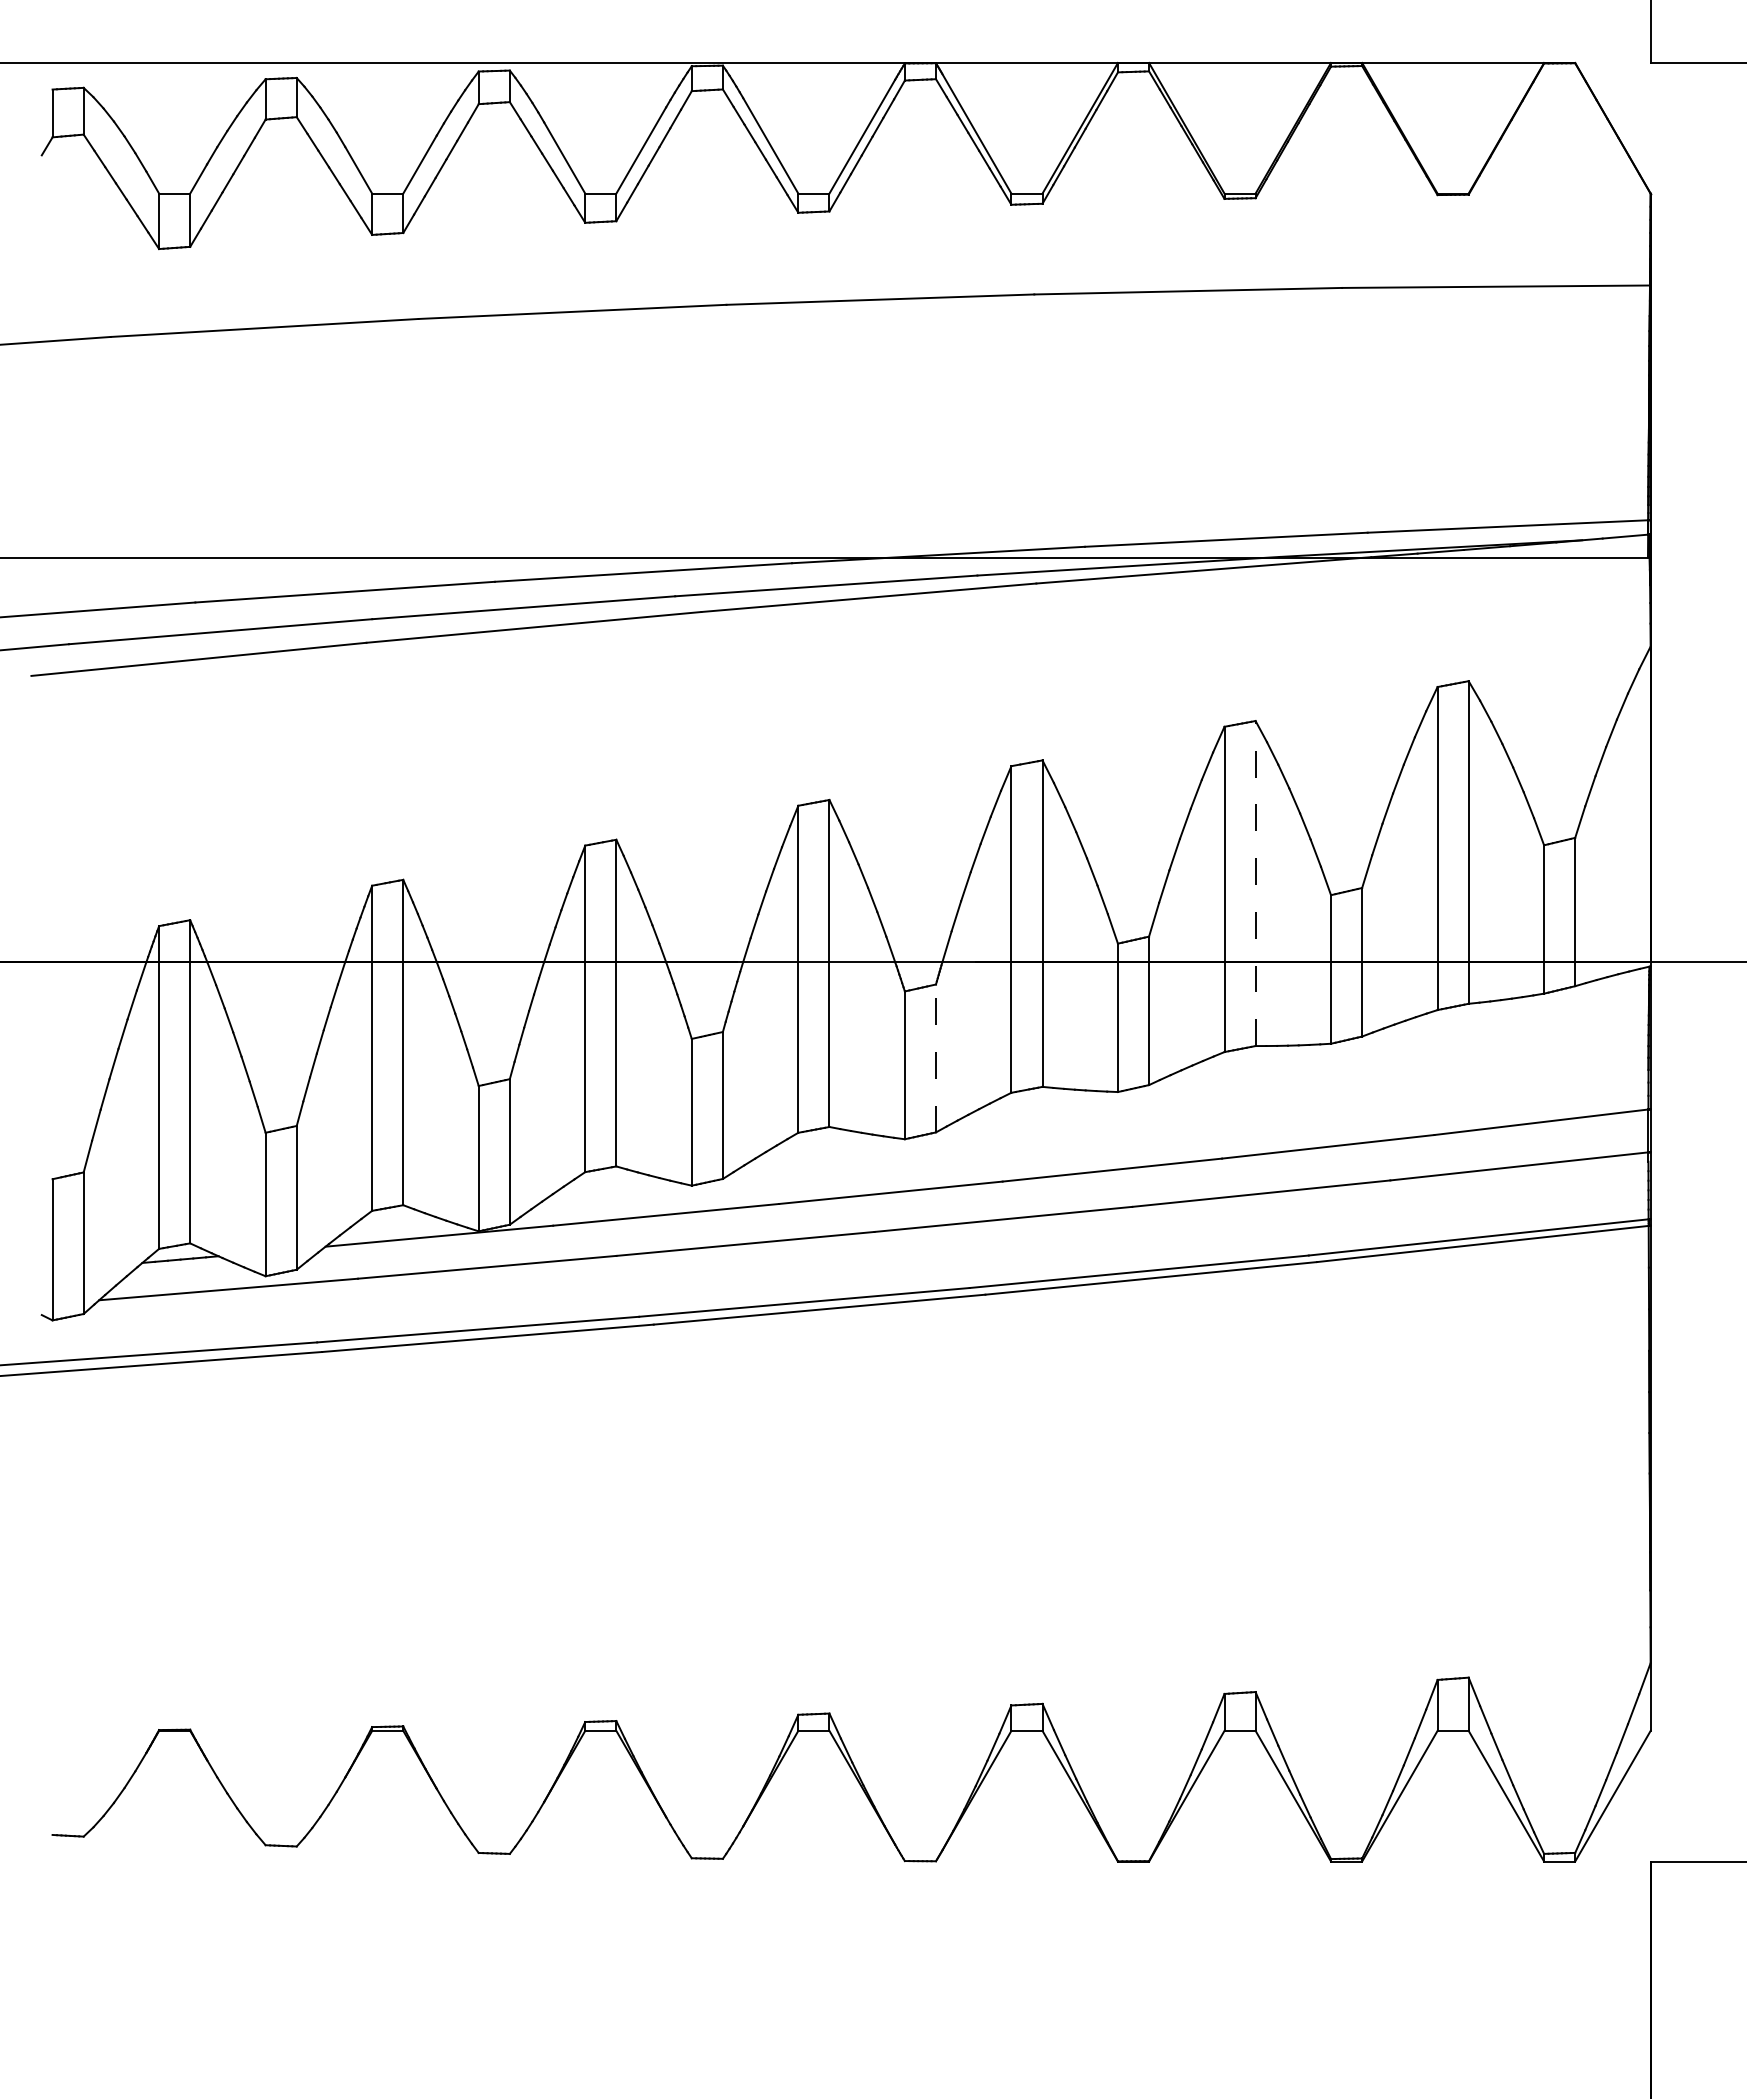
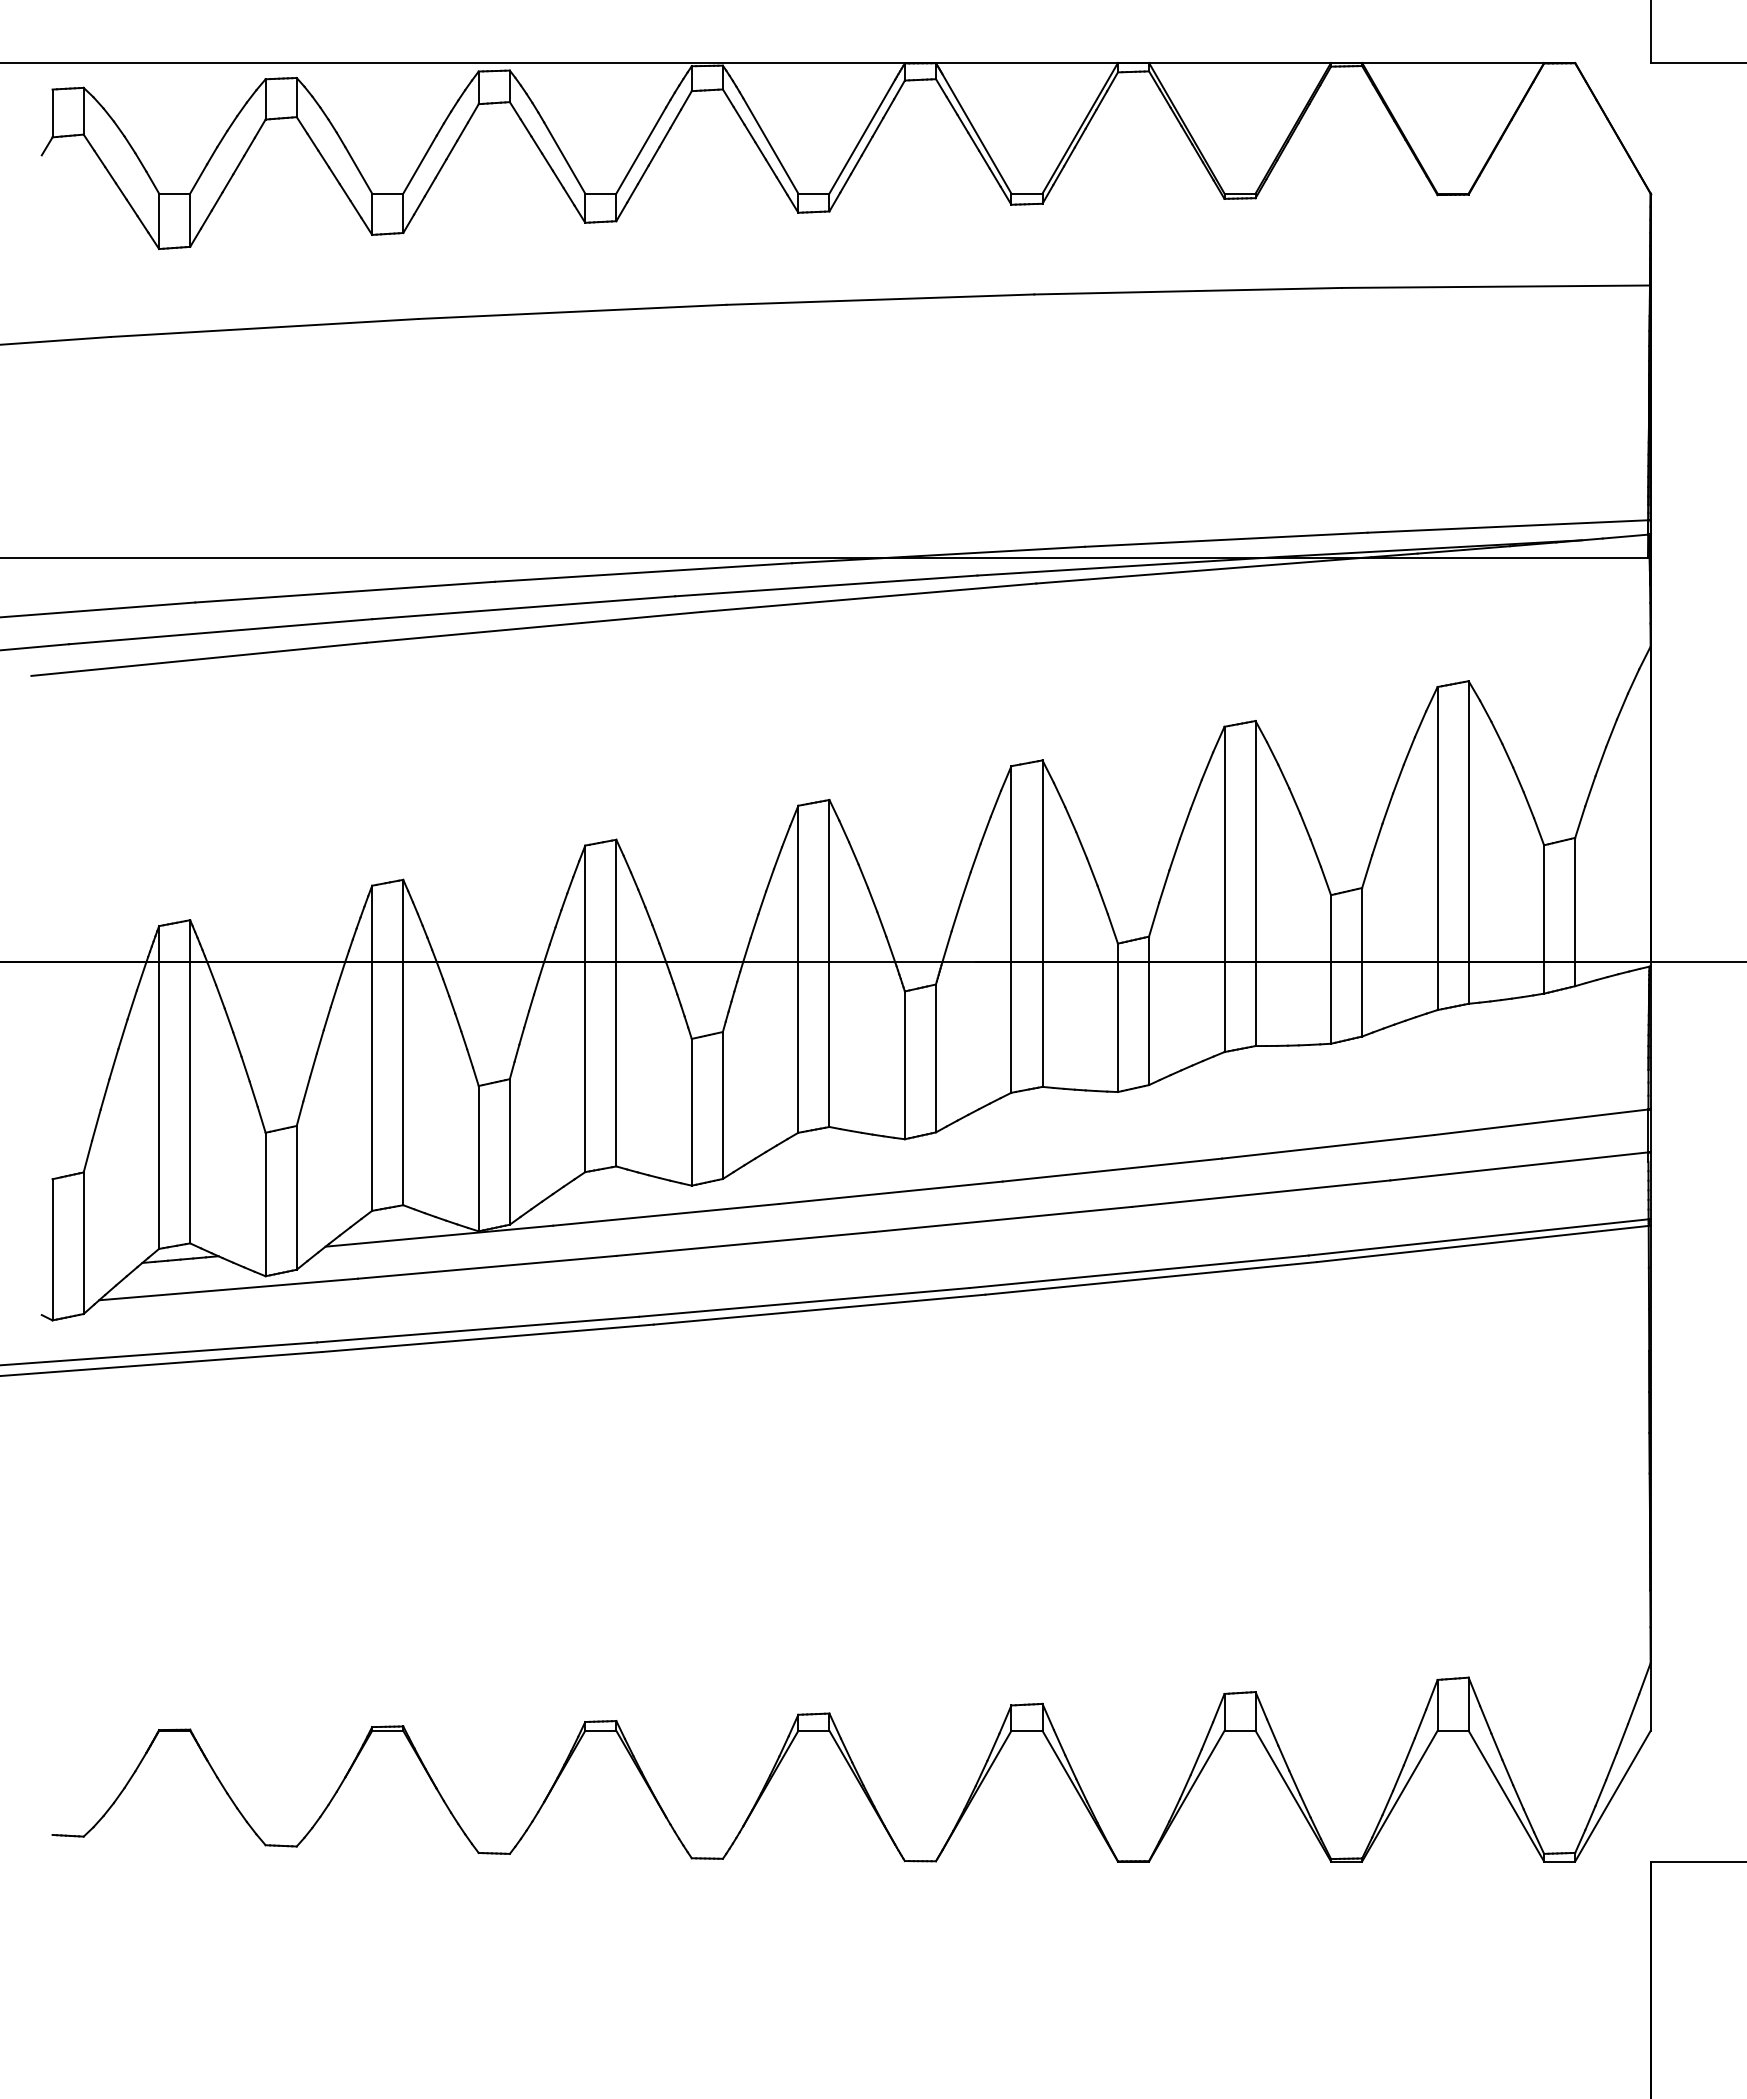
line: dashed -> solid (1255, 883)
line: dashed -> solid (936, 1058)
